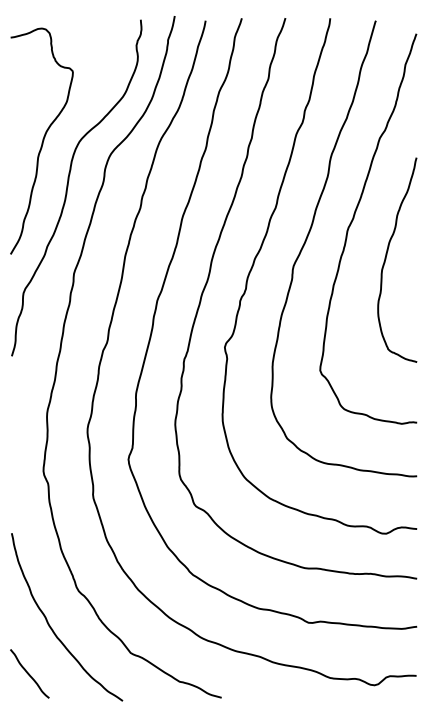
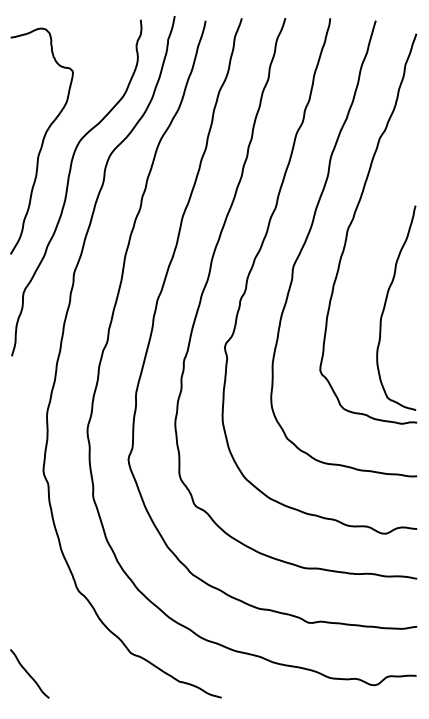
curve position: (387, 255) -> (386, 303) (386, 303)
curve: present -> none (53, 629)
